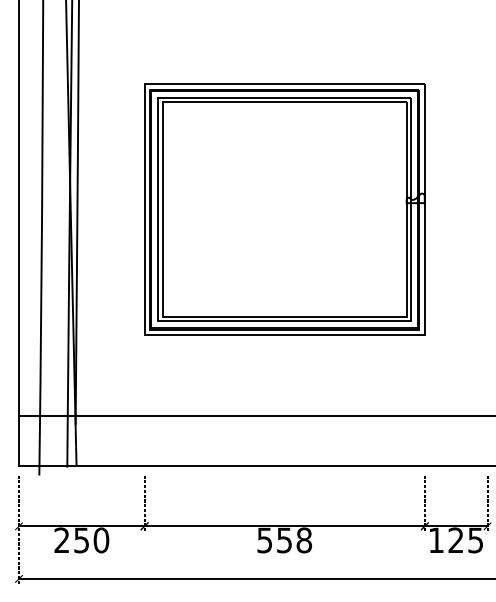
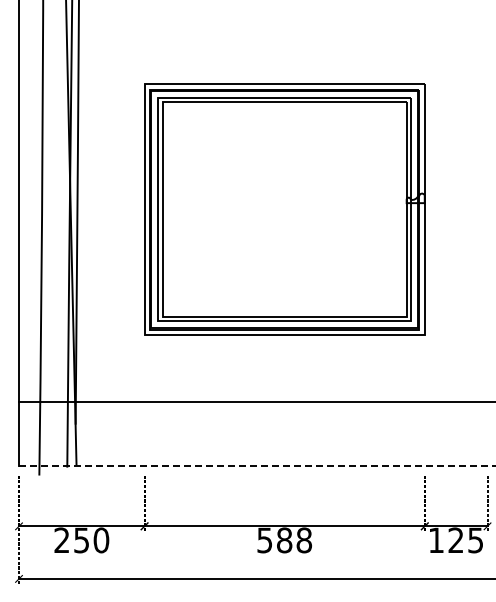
line position: (255, 415) -> (255, 401) (255, 401)
line: solid -> dashed (258, 465)
text: 558 -> 588 (284, 540)
